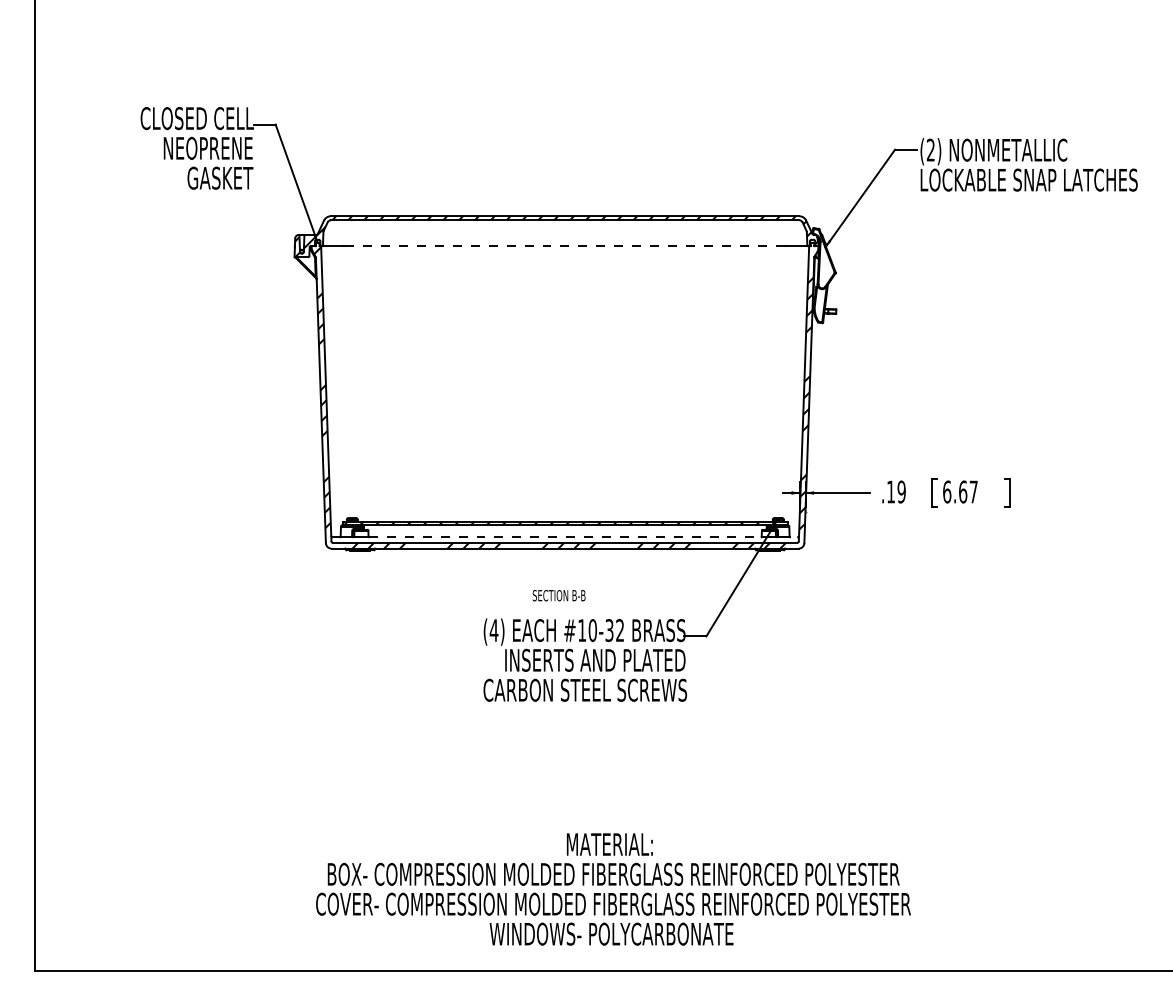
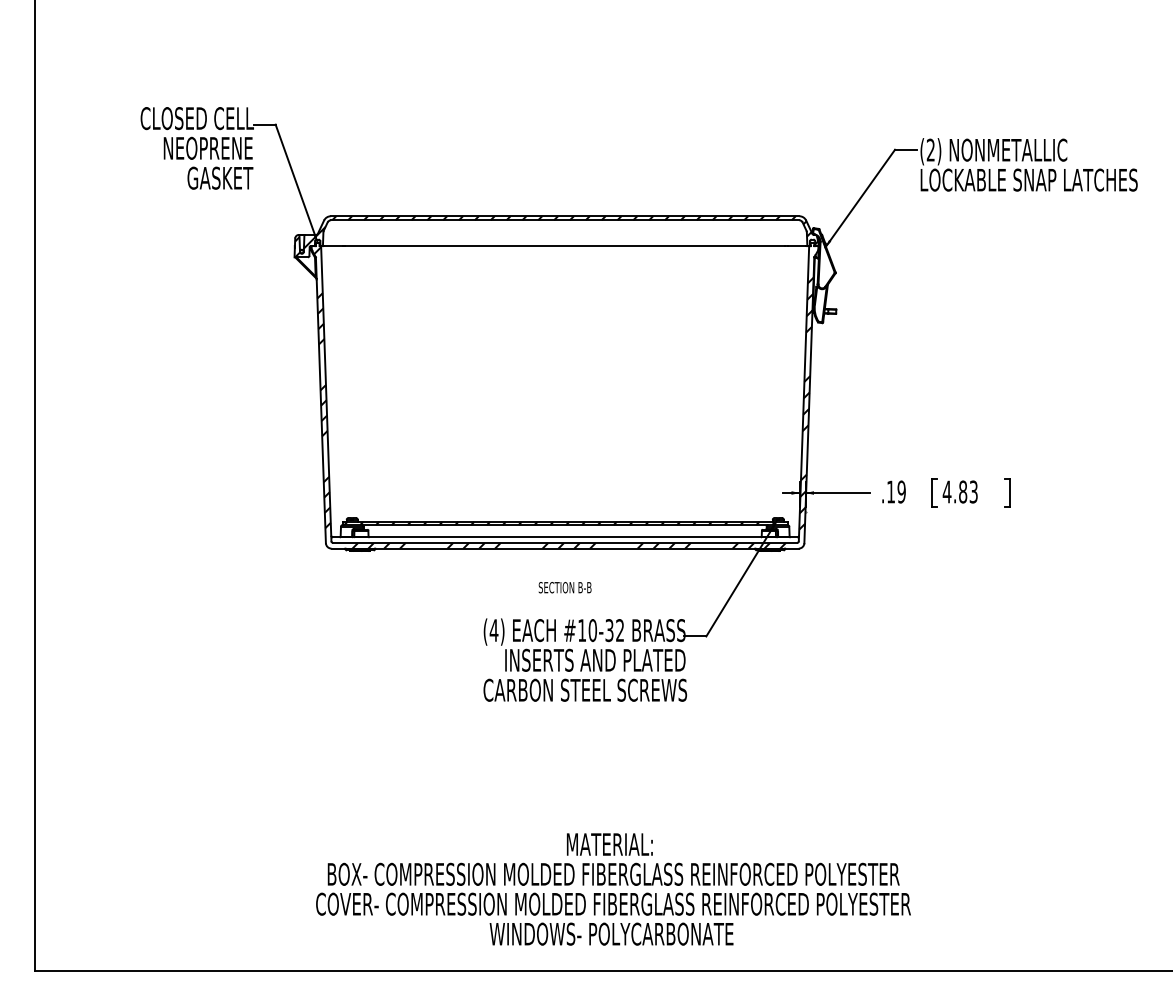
line: dashed -> solid (565, 246)
text: 6.67 -> 4.83 (959, 491)
line: dashed -> solid (565, 537)
text position: (558, 595) -> (564, 587) (564, 587)
